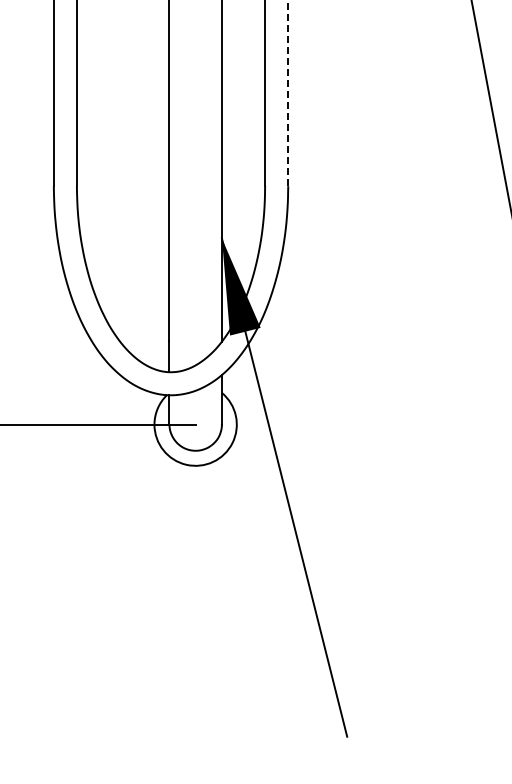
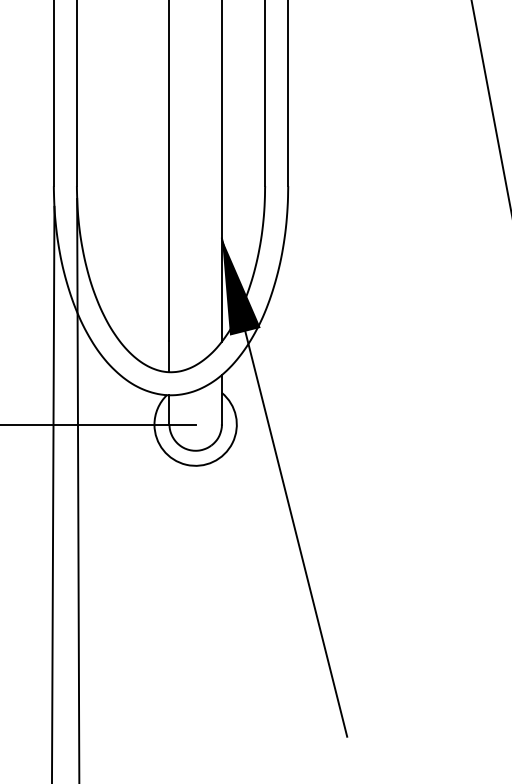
line: dashed -> solid (288, 93)
line: none -> present (78, 489)
line: none -> present (52, 493)
